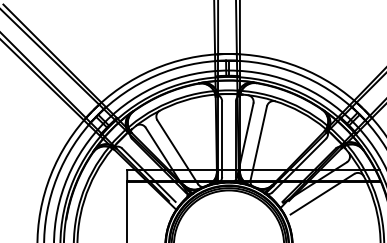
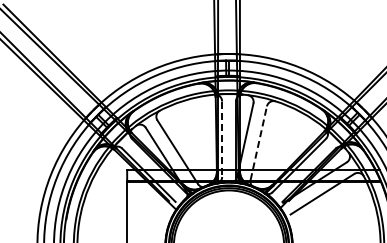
line: solid -> dashed (222, 139)
line: solid -> dashed (258, 143)
